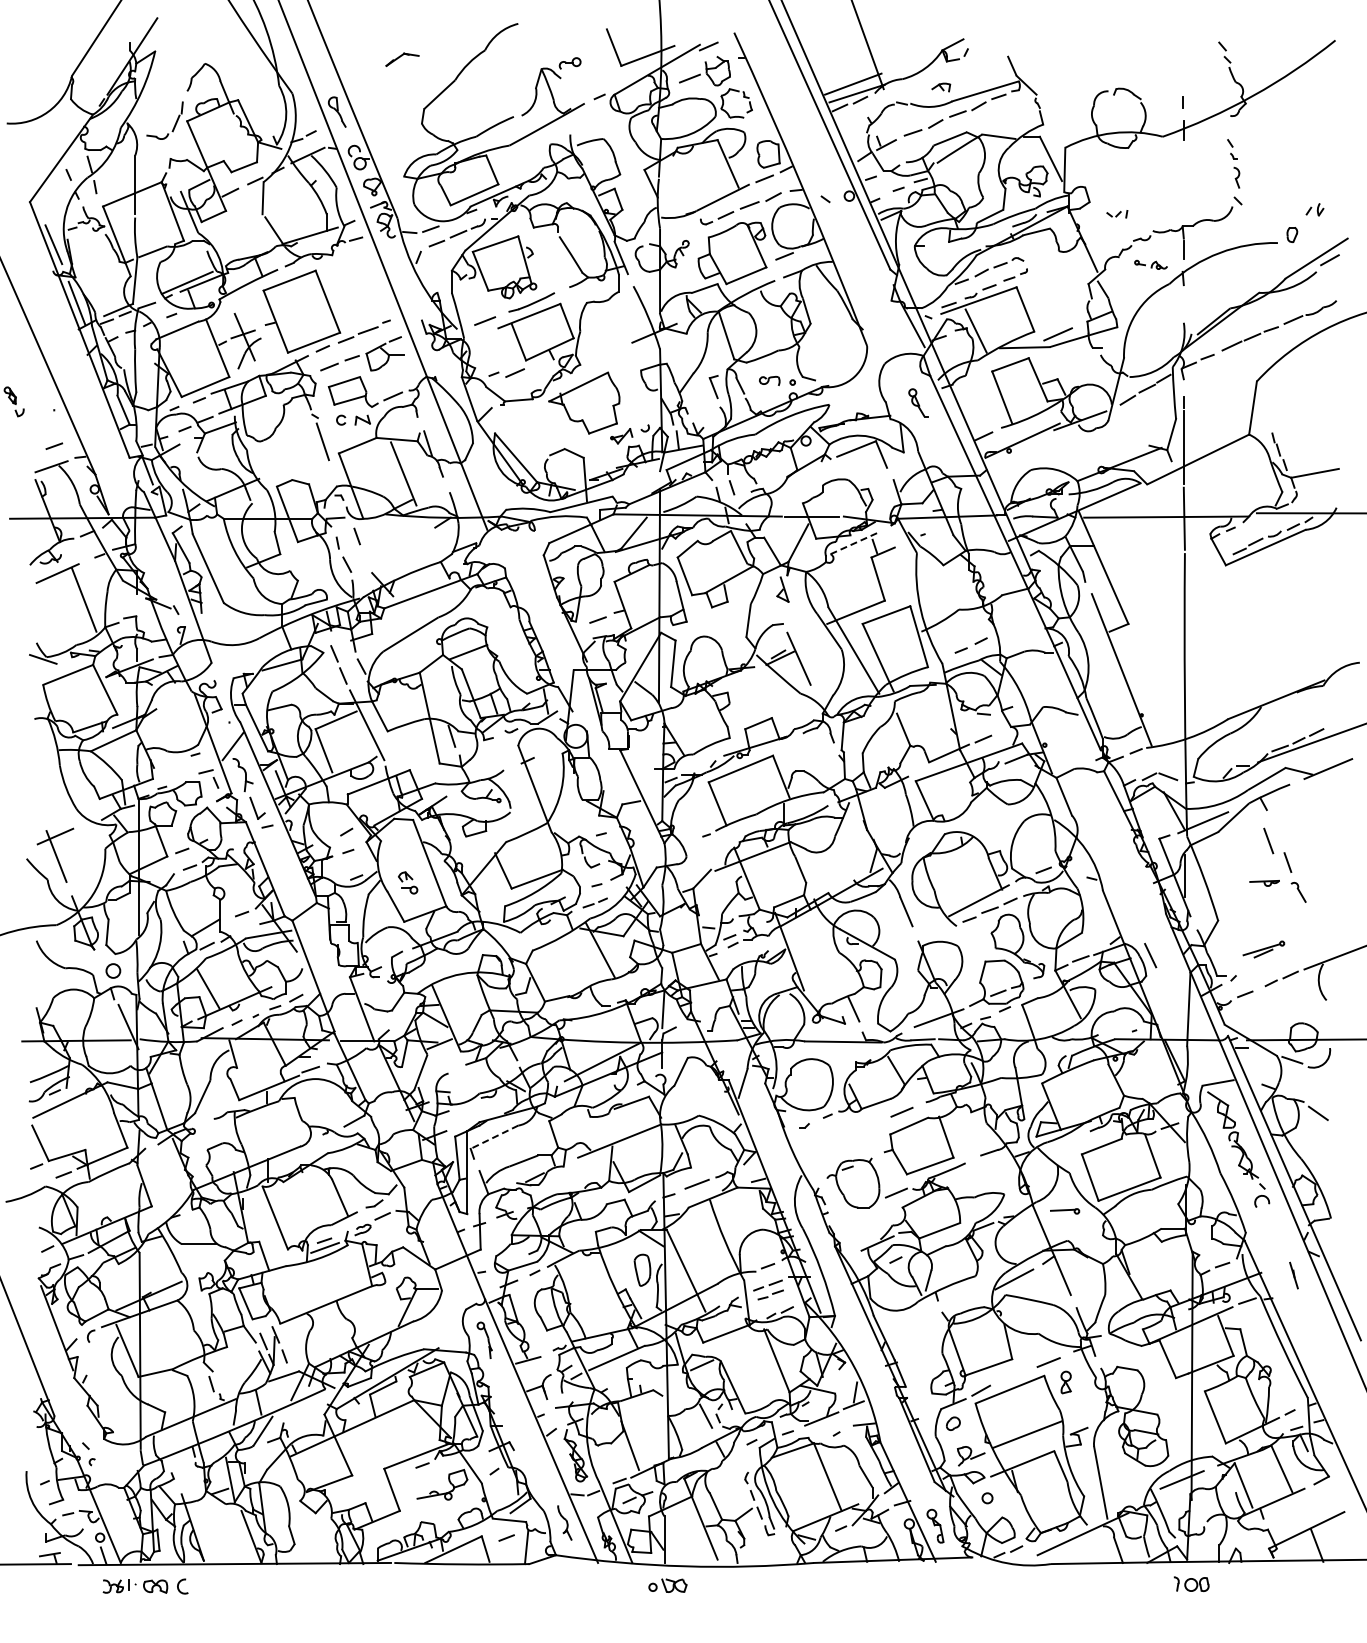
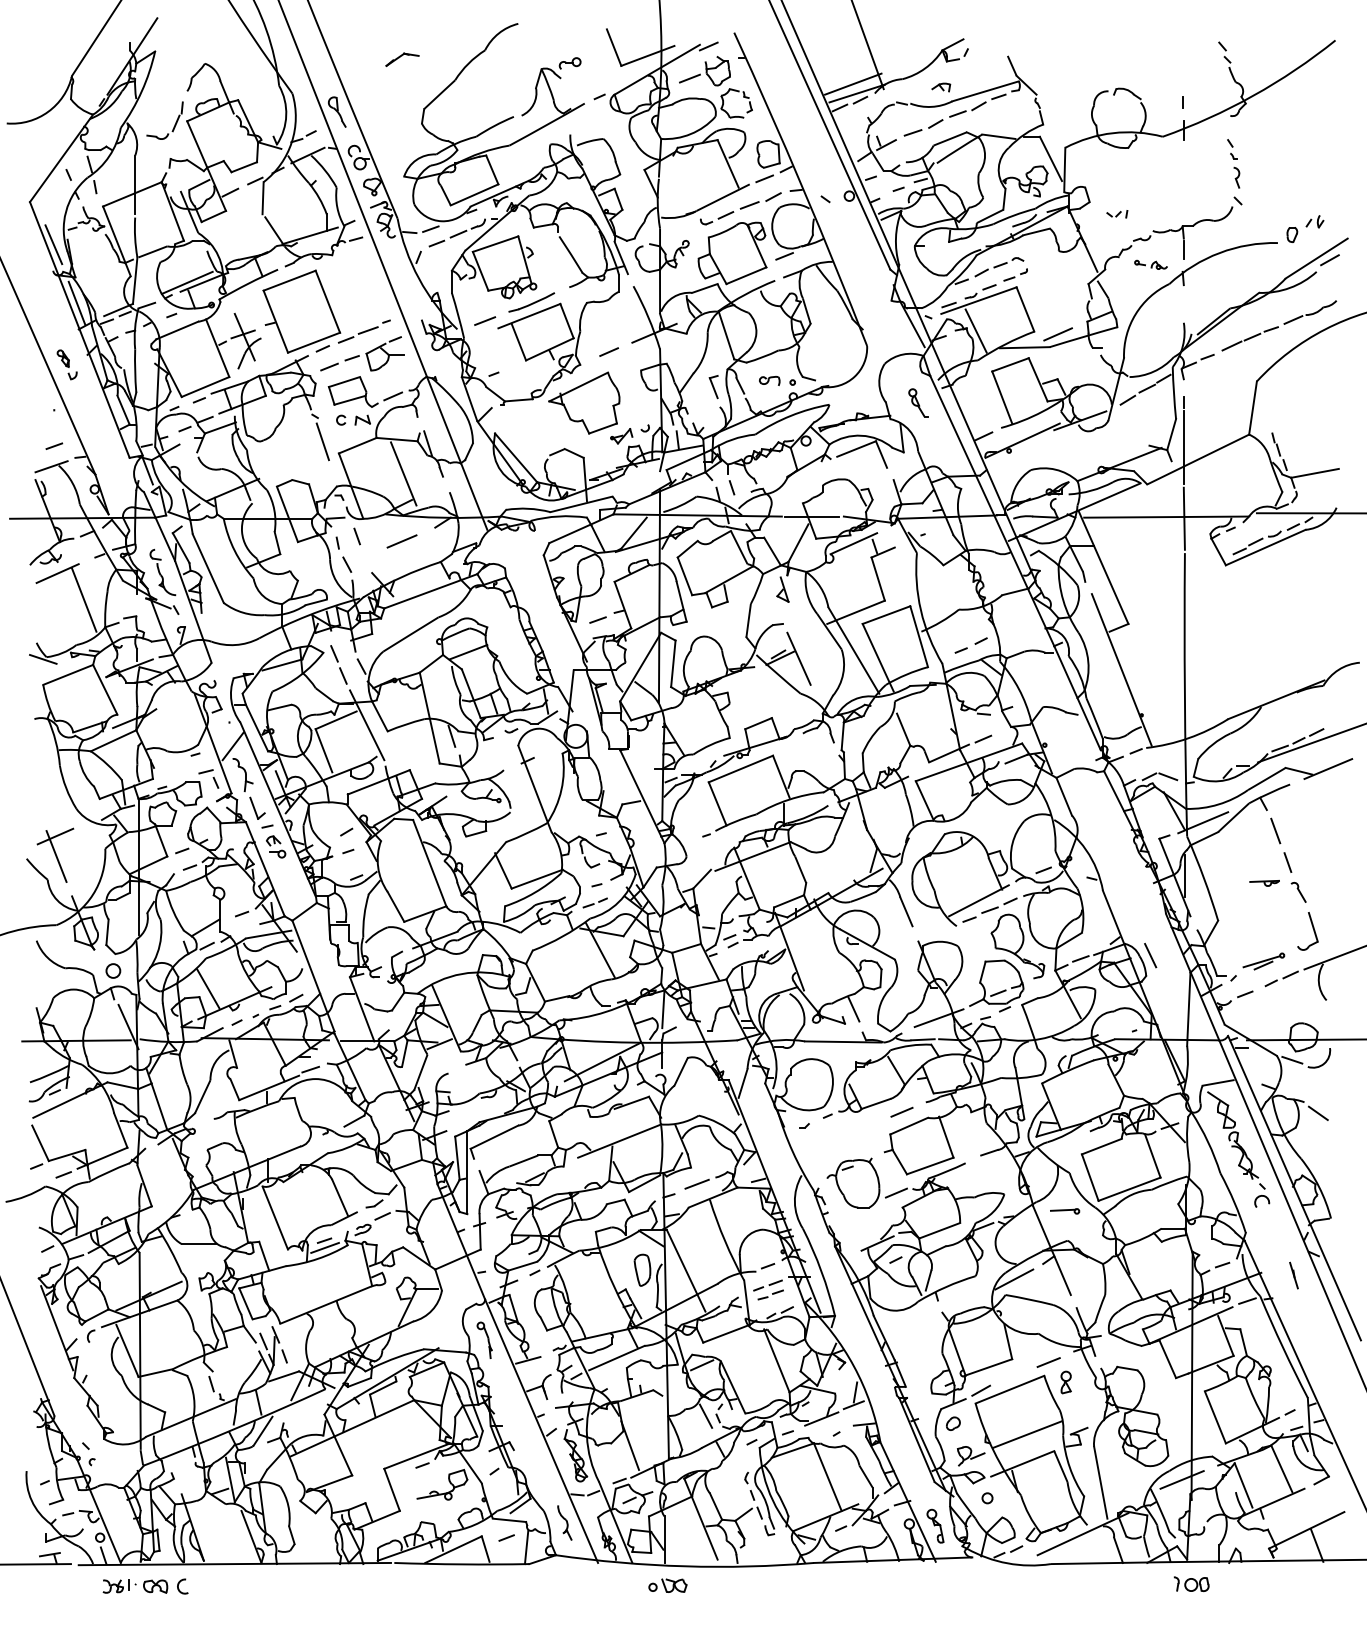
part position: (1314, 209) -> (1314, 221) (1314, 221)
line position: (514, 372) -> (608, 351) (608, 351)
part position: (13, 401) -> (66, 364) (66, 364)
line: none -> present (401, 541)
line: dashed -> solid (853, 543)
part: none -> present (162, 572)
line position: (1268, 840) -> (1275, 830) (1275, 830)
part position: (408, 882) -> (276, 846) (276, 846)
part: none -> present (1307, 931)
part position: (1263, 949) -> (1263, 961) (1263, 961)
line: dashed -> solid (494, 1137)
